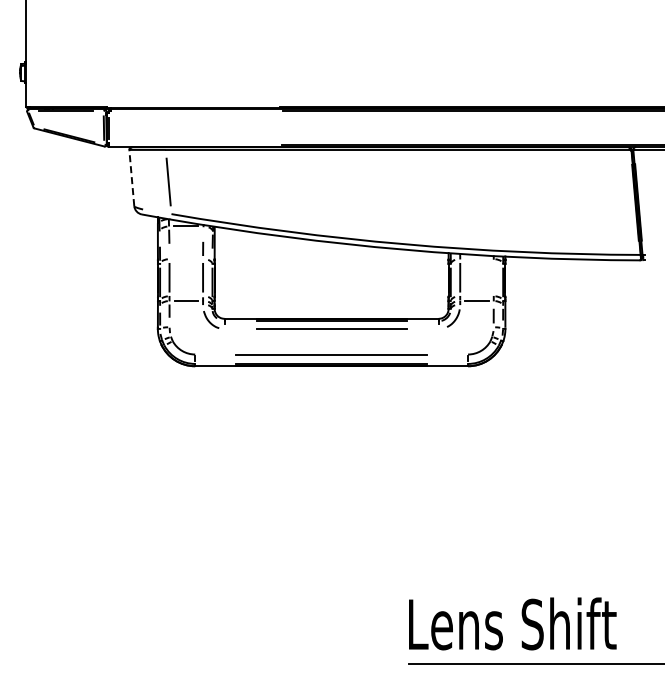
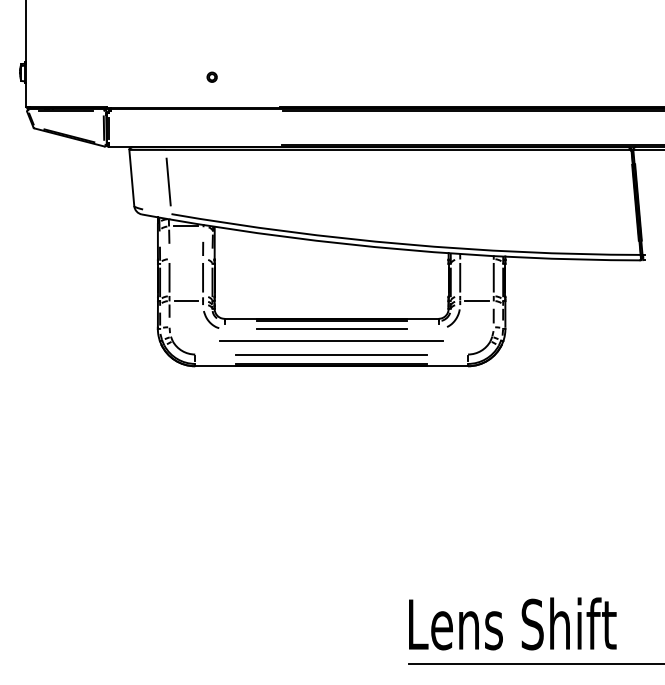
part: none -> present (211, 76)
line: dashed -> solid (131, 177)
line: none -> present (493, 277)
line: none -> present (331, 340)
